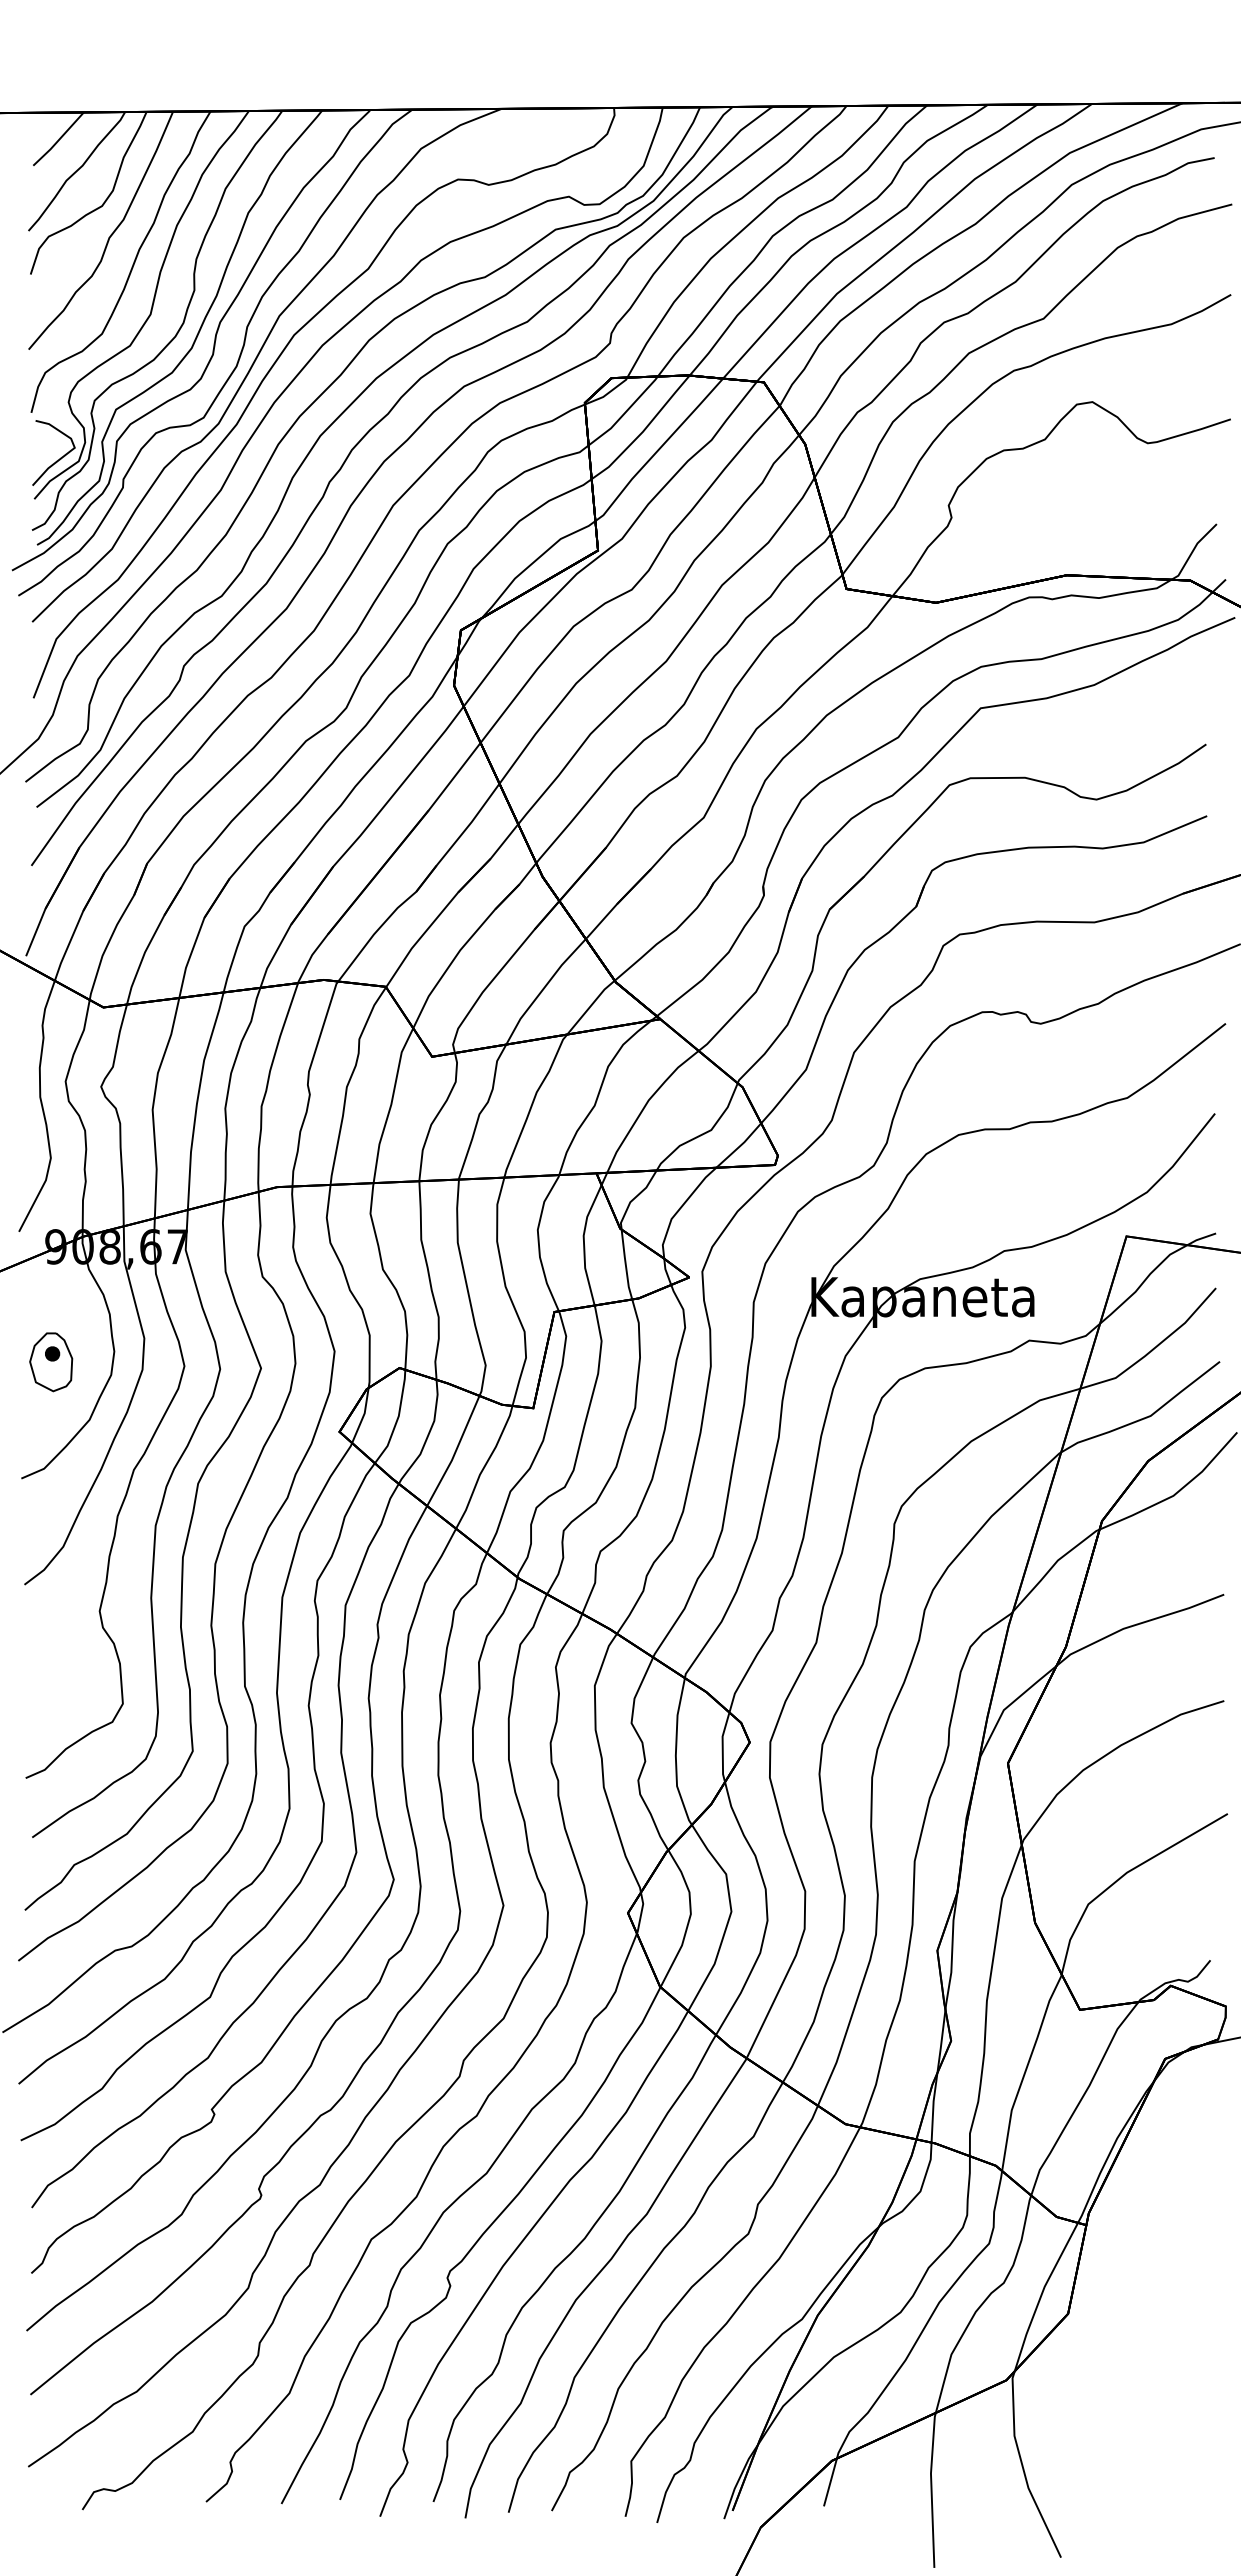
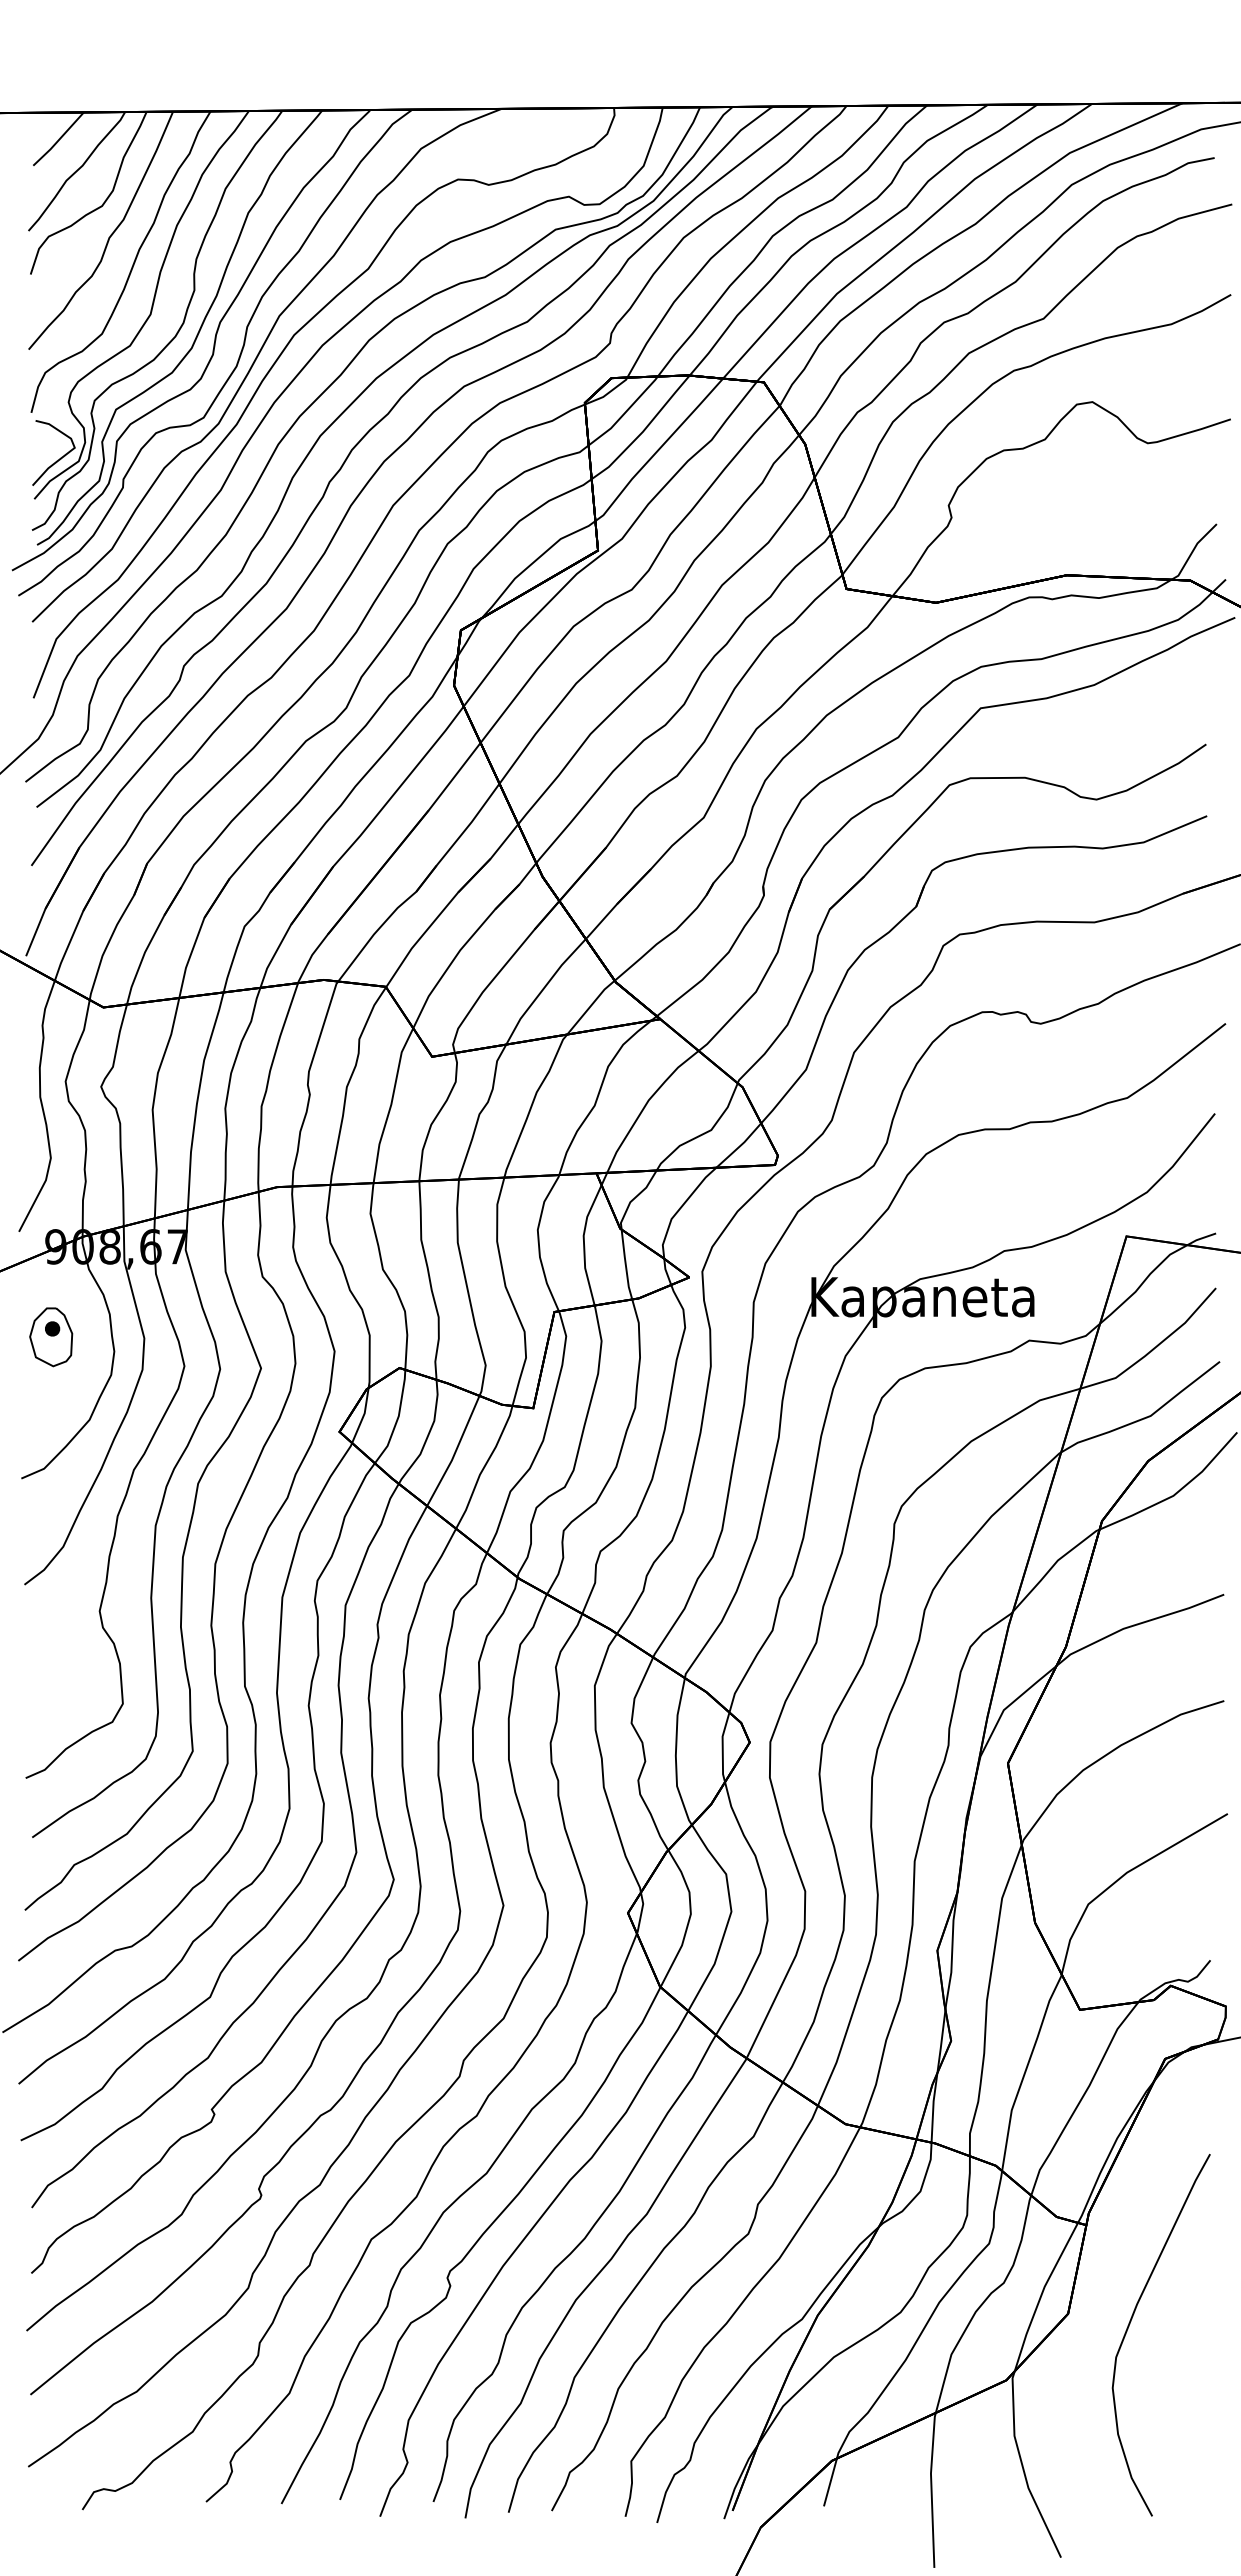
part position: (51, 1362) -> (51, 1337) (51, 1337)
curve: none -> present (1130, 2324)
